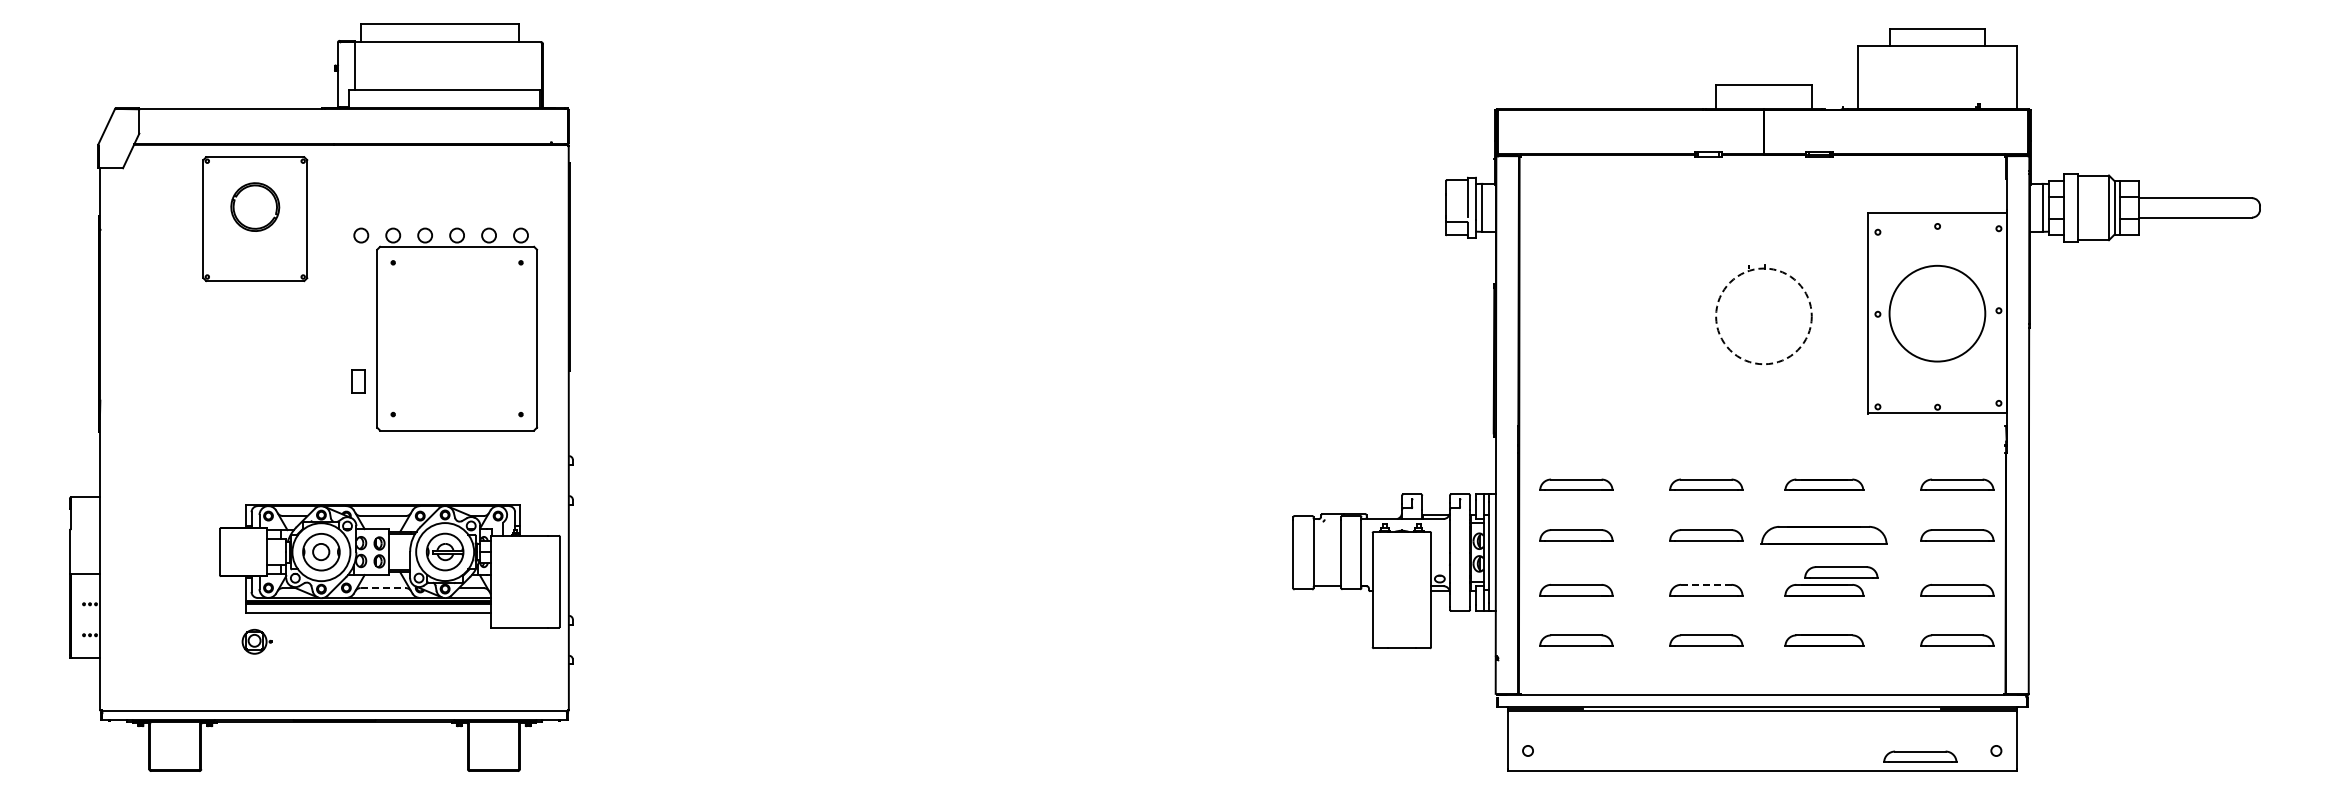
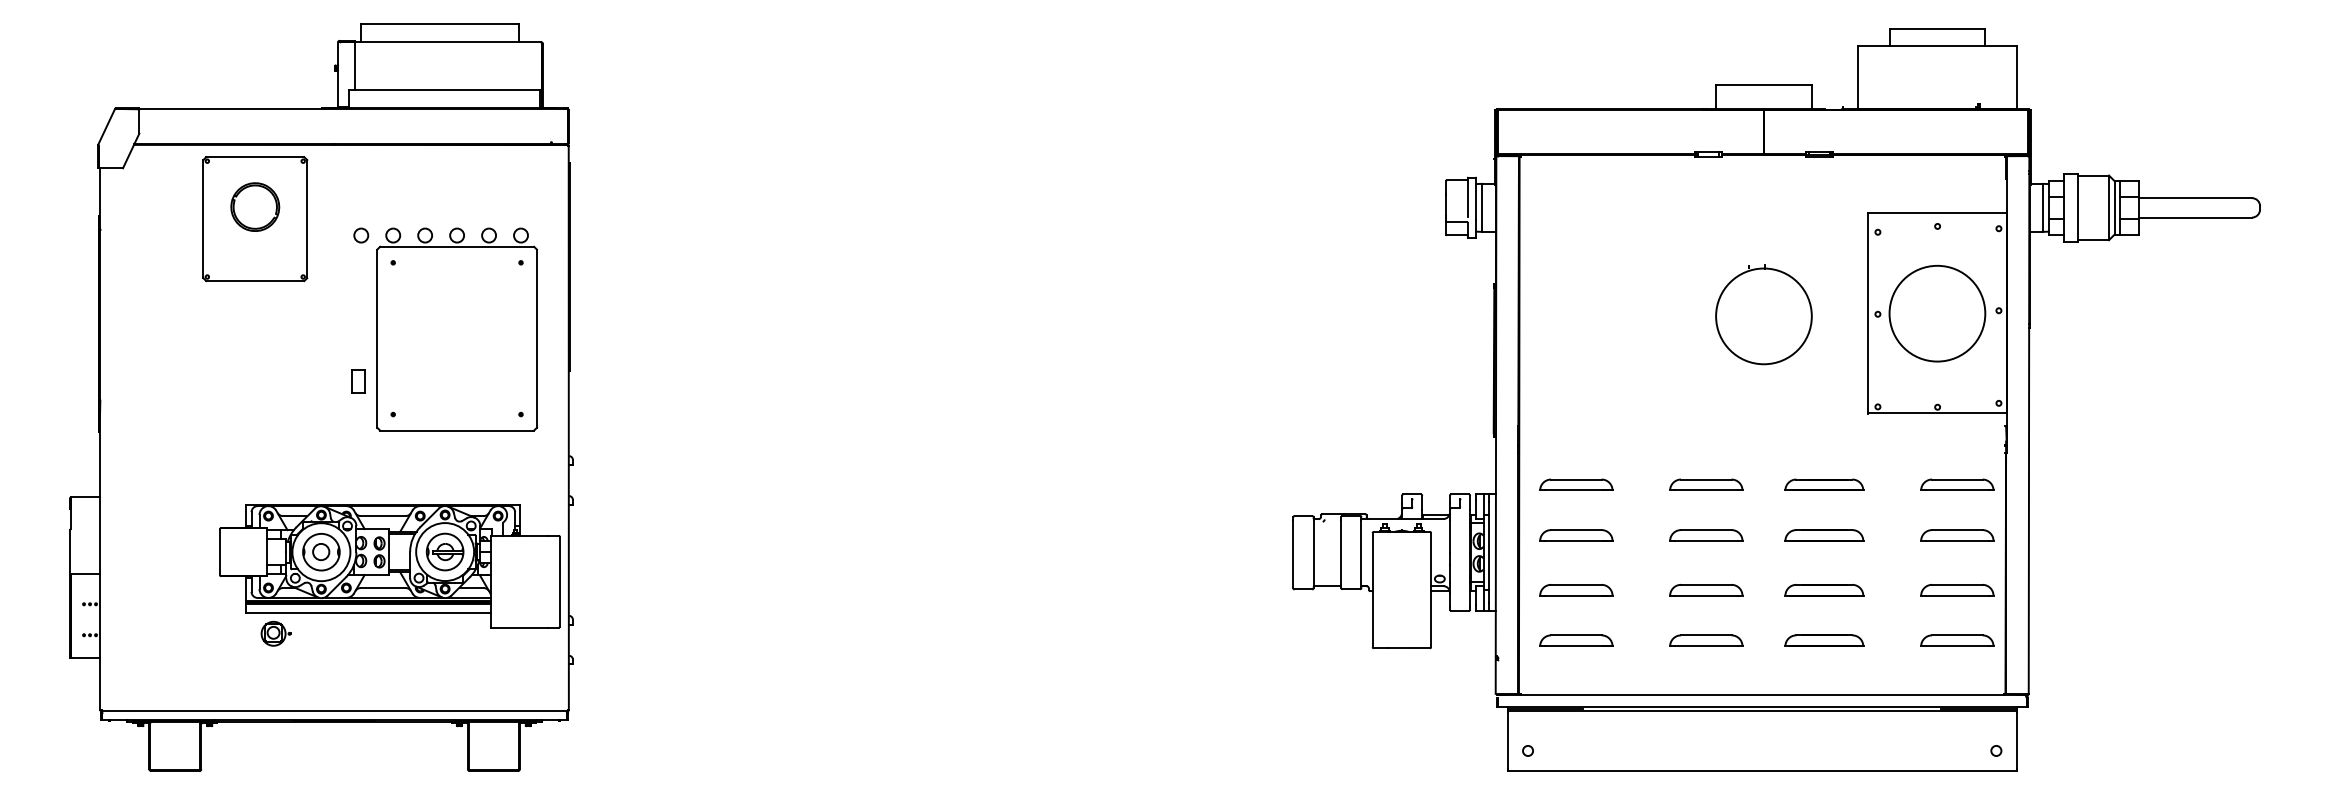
circle: dashed -> solid (1763, 316)
part size: 128x19 px -> 81x13 px (1824, 535)
part: present -> none (1841, 572)
line: dashed -> solid (1705, 584)
line: dashed -> solid (383, 588)
part position: (256, 641) -> (275, 633) (275, 633)
part: present -> none (1920, 756)
